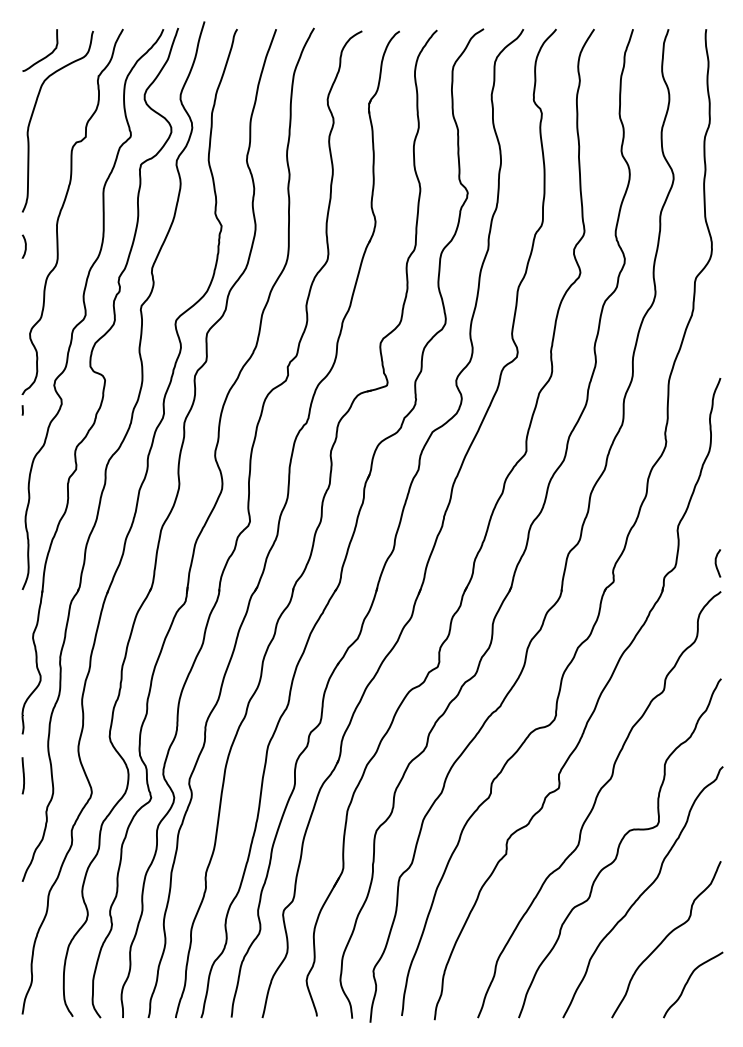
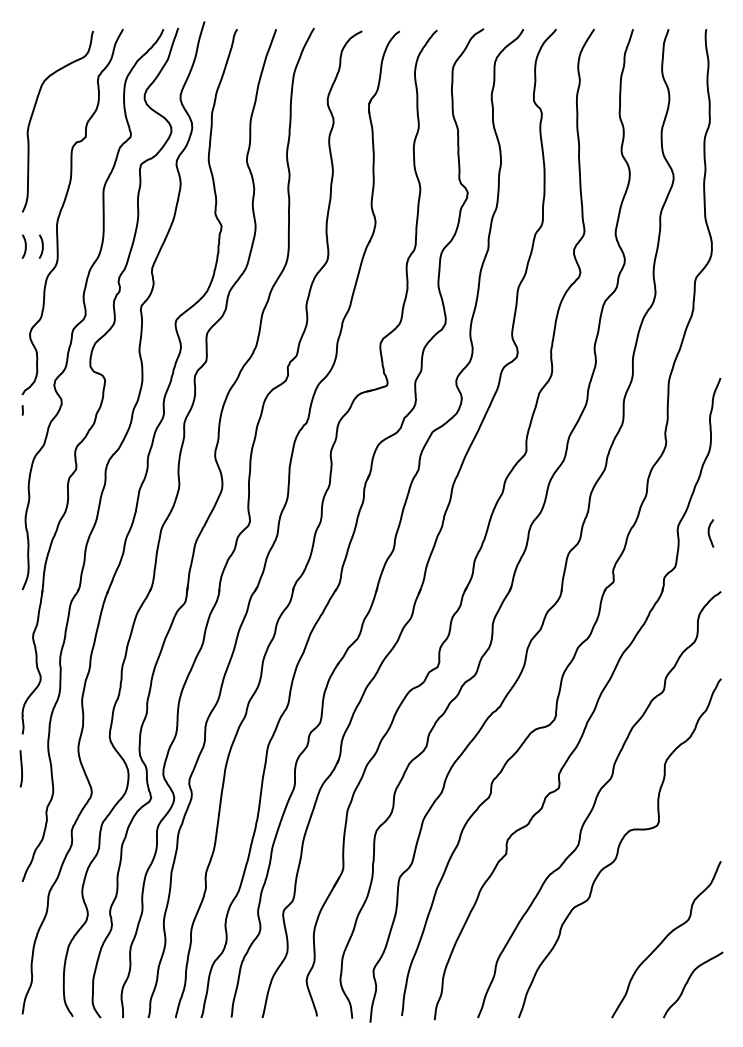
curve: present -> none (43, 57)
curve: none -> present (42, 246)
curve position: (716, 563) -> (709, 533) (709, 533)
curve position: (23, 775) -> (21, 768) (21, 768)
curve: present -> none (642, 892)
